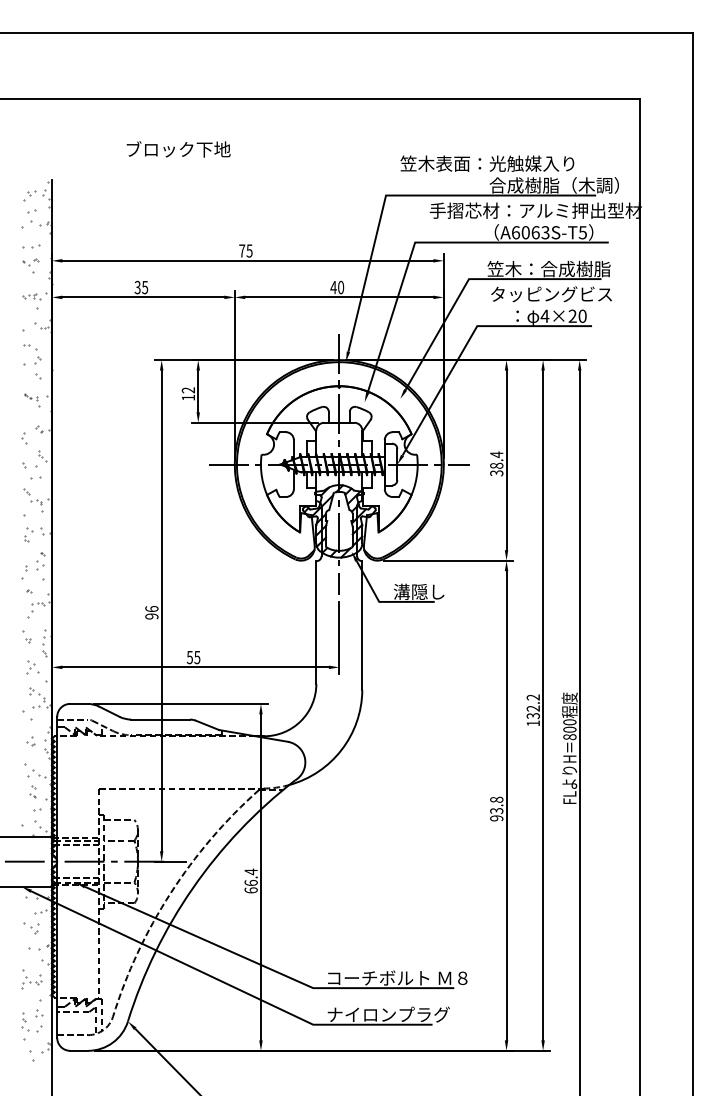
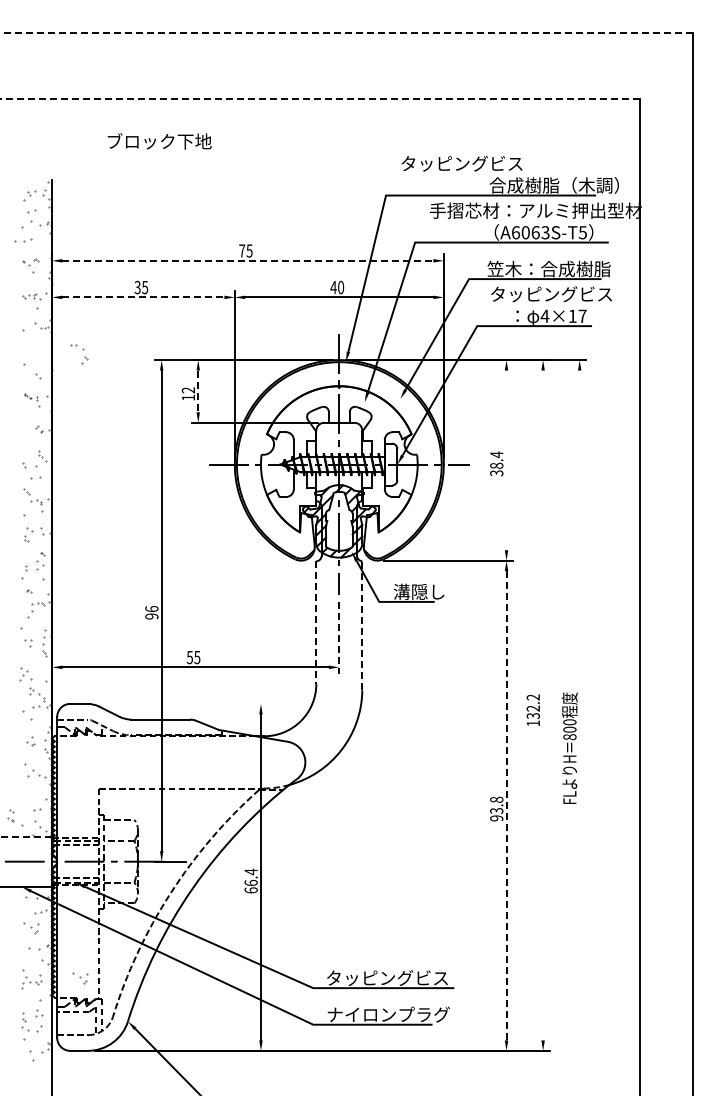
line: solid -> dashed (346, 32)
line: solid -> dashed (320, 98)
text position: (178, 149) -> (159, 141) (159, 141)
text: 笠木表面：光触媒入り -> タッピングビス (487, 163)
part position: (31, 246) -> (23, 240) (23, 240)
line: solid -> dashed (248, 260)
line: solid -> dashed (143, 297)
text: 4×20 -> 4×17 (577, 315)
part position: (32, 354) -> (79, 354) (79, 354)
line: solid -> dashed (198, 391)
part: present -> none (24, 438)
line: present -> none (506, 460)
line: solid -> dashed (316, 623)
line: solid -> dashed (362, 625)
part size: 10x14 px -> 13x21 px (26, 637)
line: solid -> dashed (339, 638)
part position: (32, 667) -> (25, 674) (25, 674)
line: present -> none (180, 703)
line: present -> none (543, 705)
line: present -> none (579, 731)
part position: (32, 791) -> (10, 815) (10, 815)
line: solid -> dashed (506, 805)
line: solid -> dashed (26, 836)
text: コーチボルト Ｍ８ -> タッピングビス (397, 977)
part: none -> present (80, 978)
